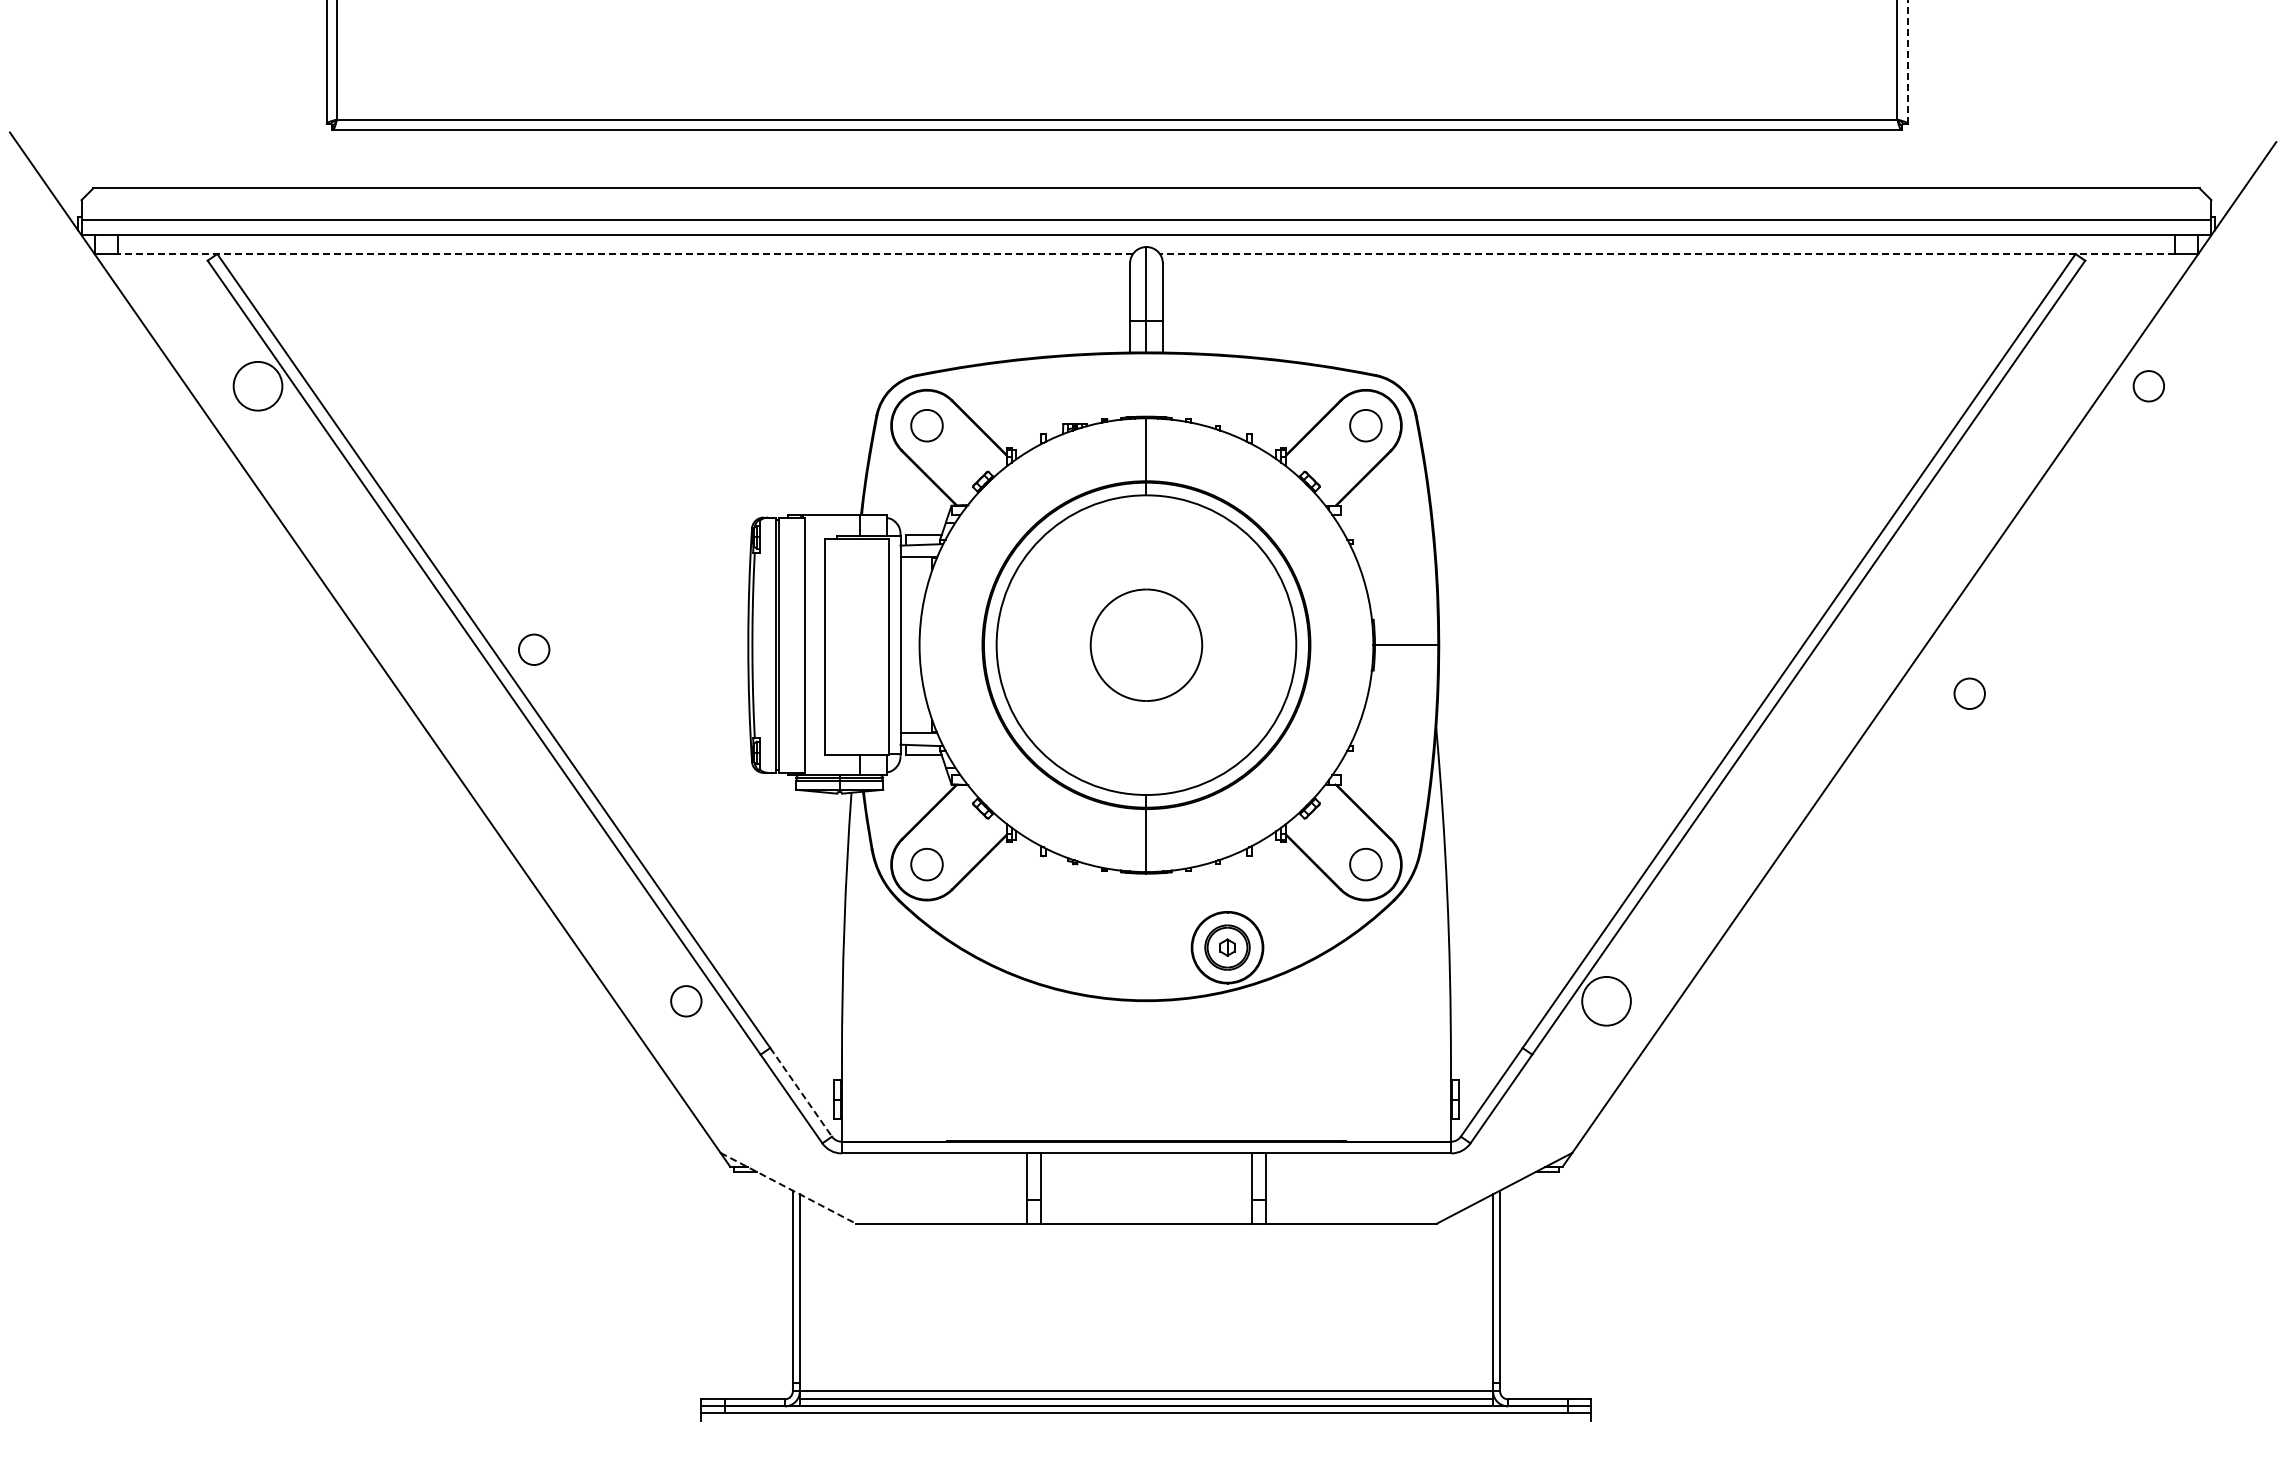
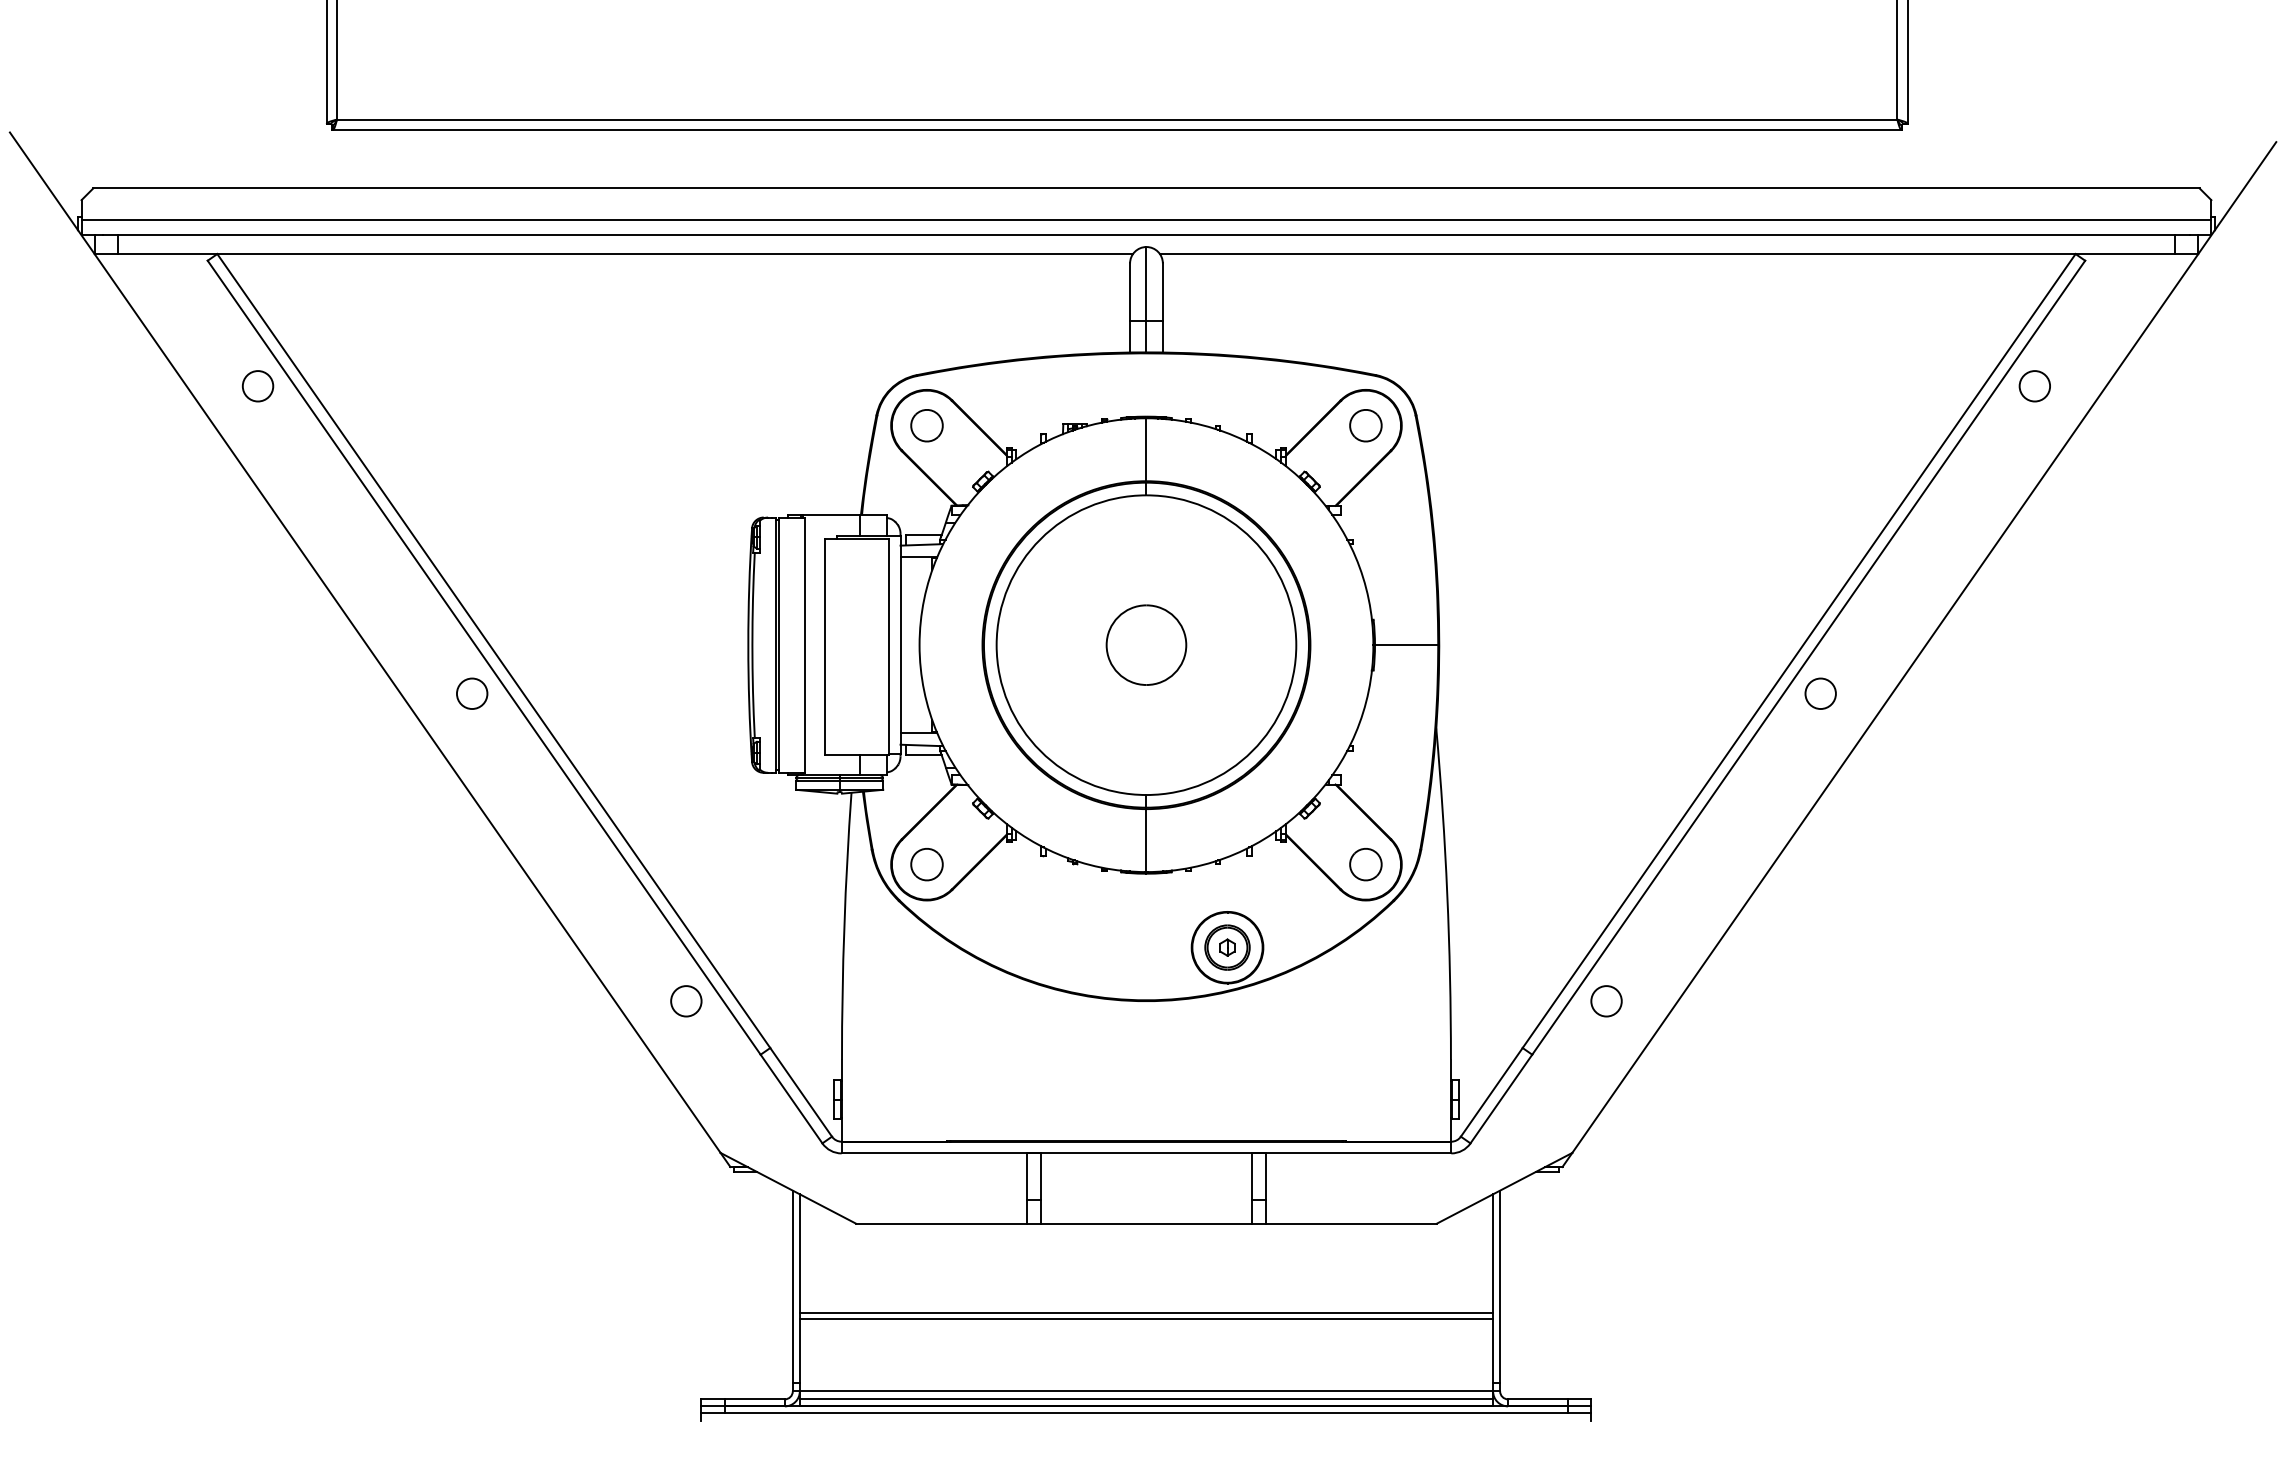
line: dashed -> solid (1907, 61)
line: dashed -> solid (625, 254)
line: dashed -> solid (1666, 254)
circle diameter: 49 px -> 30 px (257, 386)
circle position: (2148, 386) -> (2034, 386) (2034, 386)
part size: 115x114 px -> 83x82 px (1146, 644)
circle position: (534, 649) -> (472, 693) (472, 693)
circle position: (1969, 693) -> (1820, 693) (1820, 693)
circle diameter: 49 px -> 30 px (1606, 1001)
line: dashed -> solid (801, 1092)
line: dashed -> solid (788, 1188)
line: none -> present (1146, 1313)
line: none -> present (1146, 1319)
